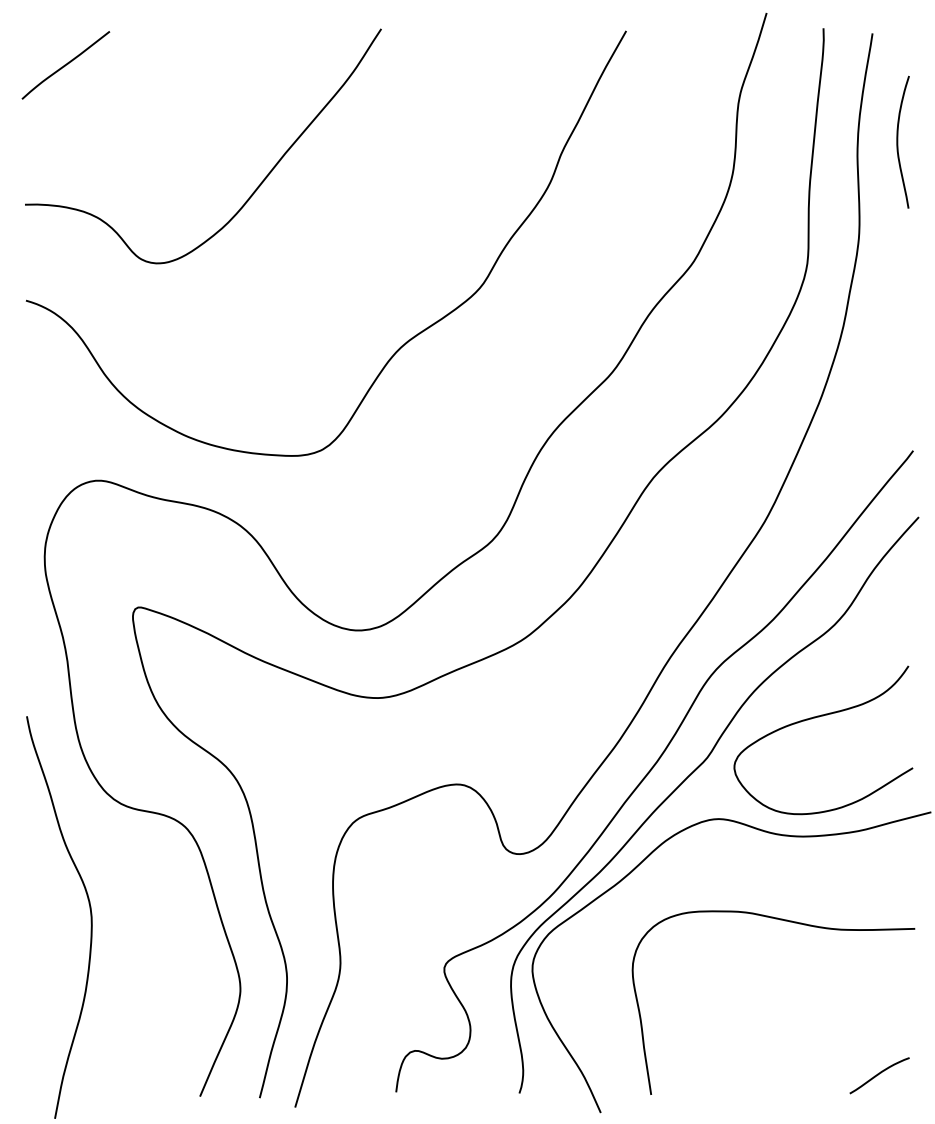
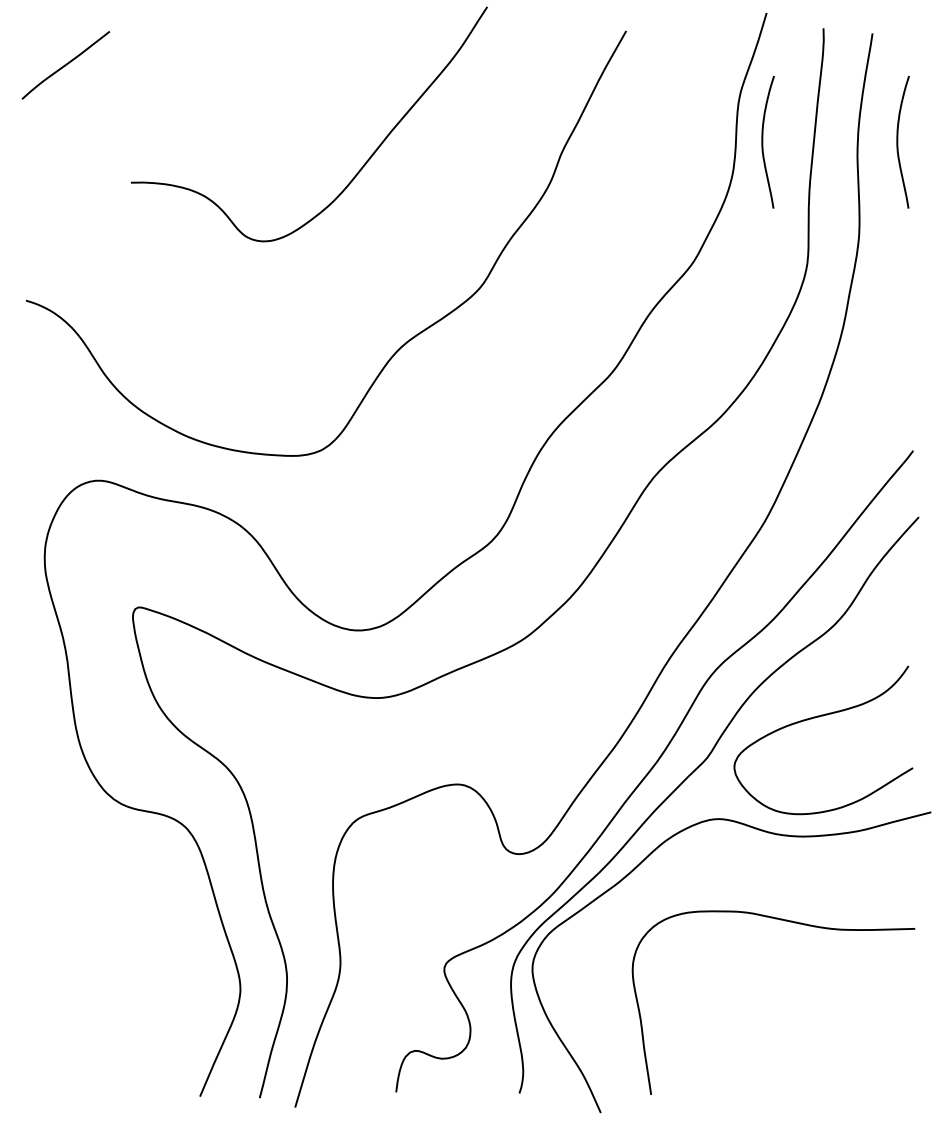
curve: none -> present (763, 141)
curve position: (257, 186) -> (363, 164) (363, 164)
curve: present -> none (90, 917)
curve: present -> none (879, 1074)
